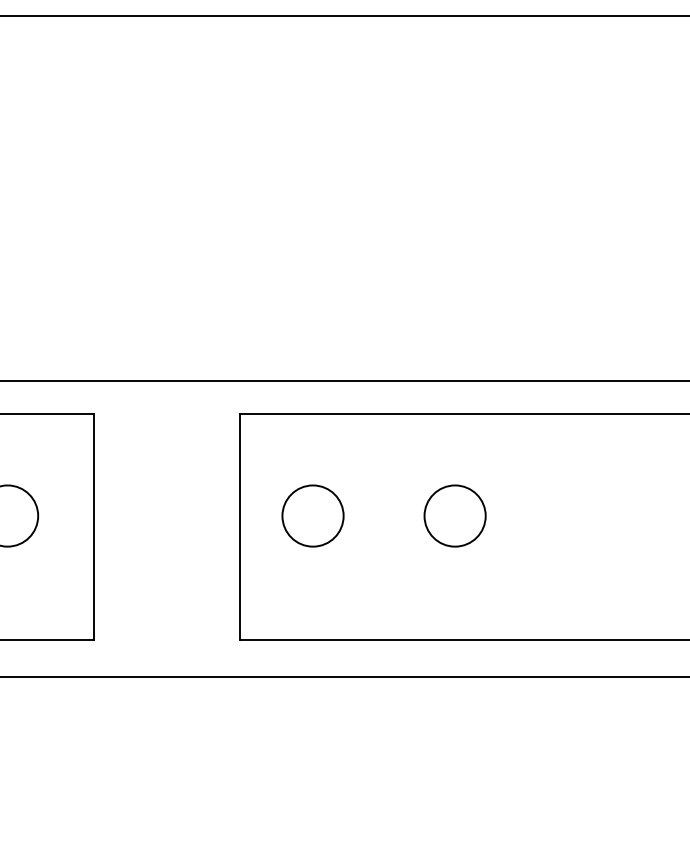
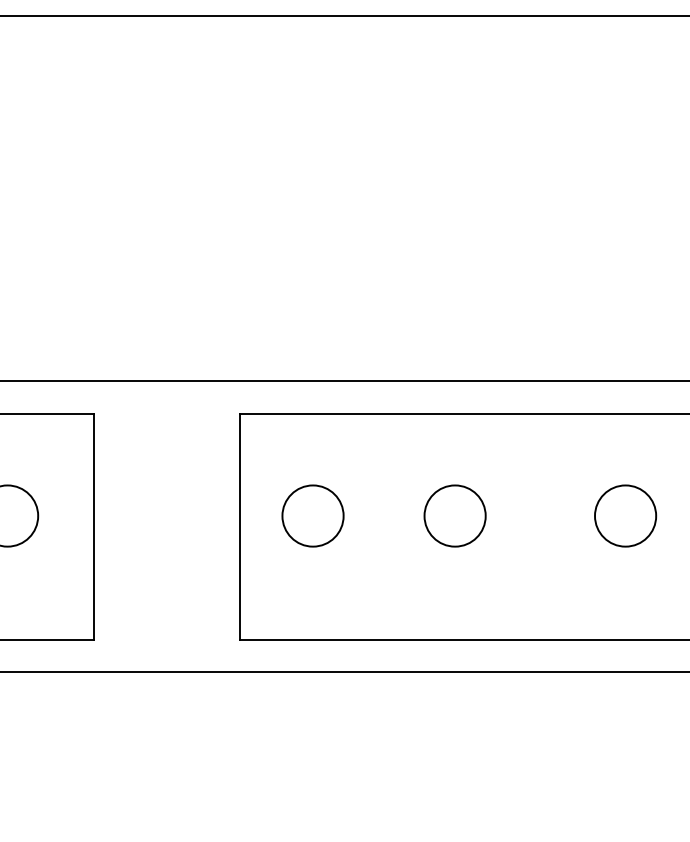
circle: none -> present (625, 515)
line position: (344, 677) -> (344, 672) (344, 672)
